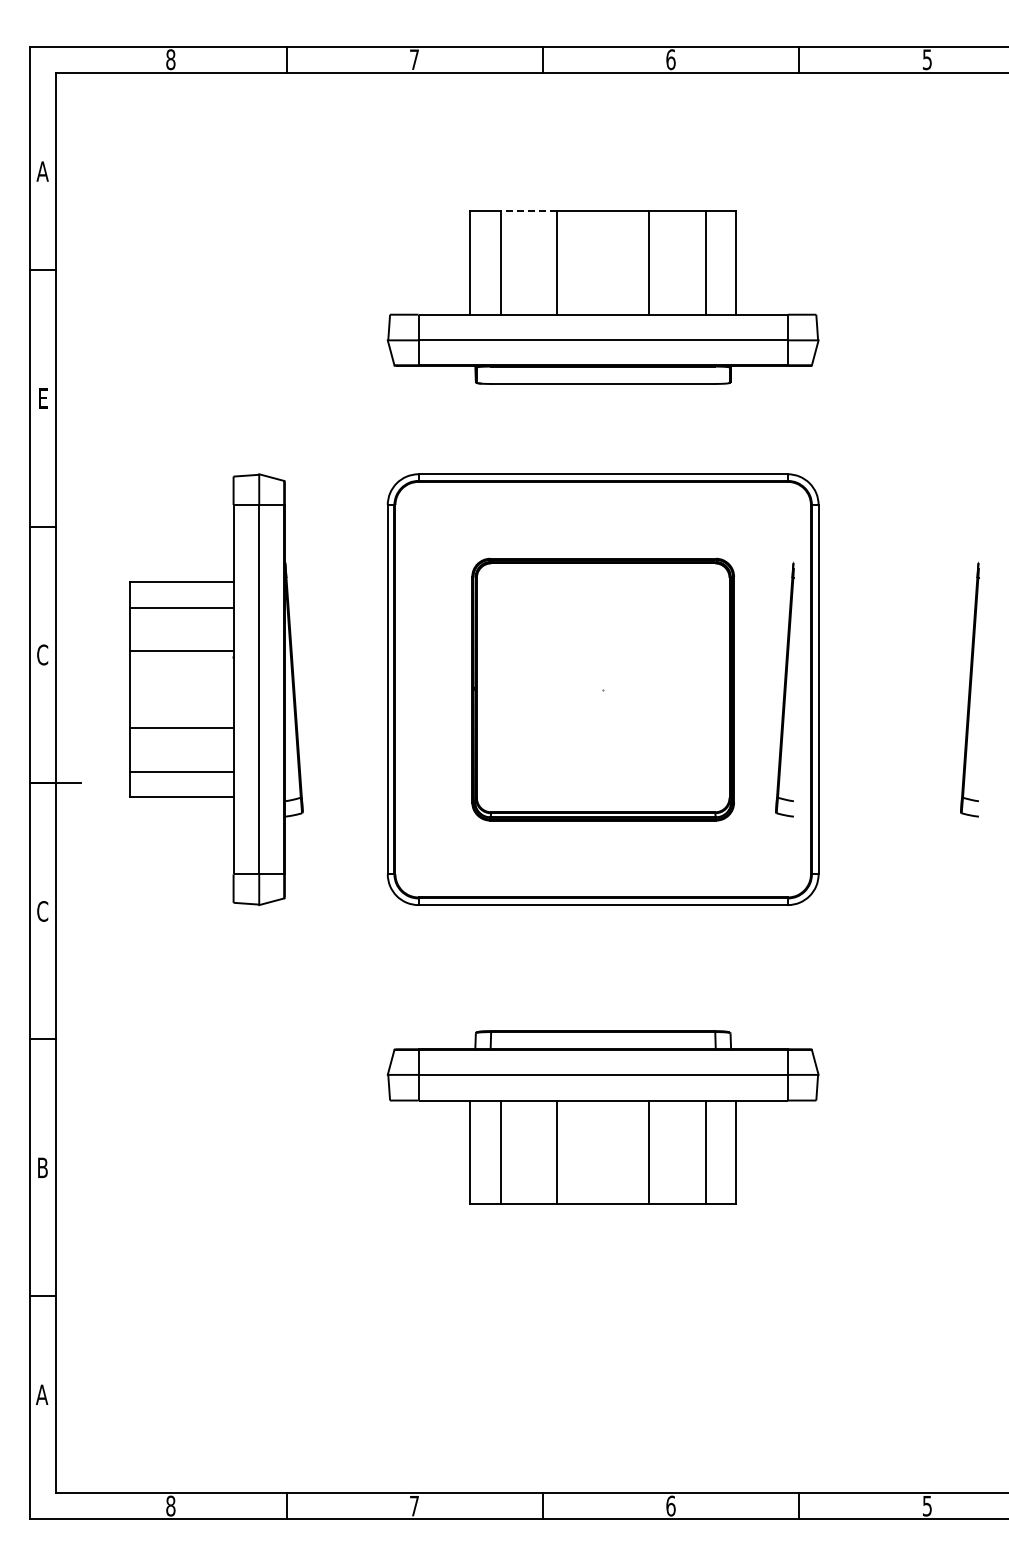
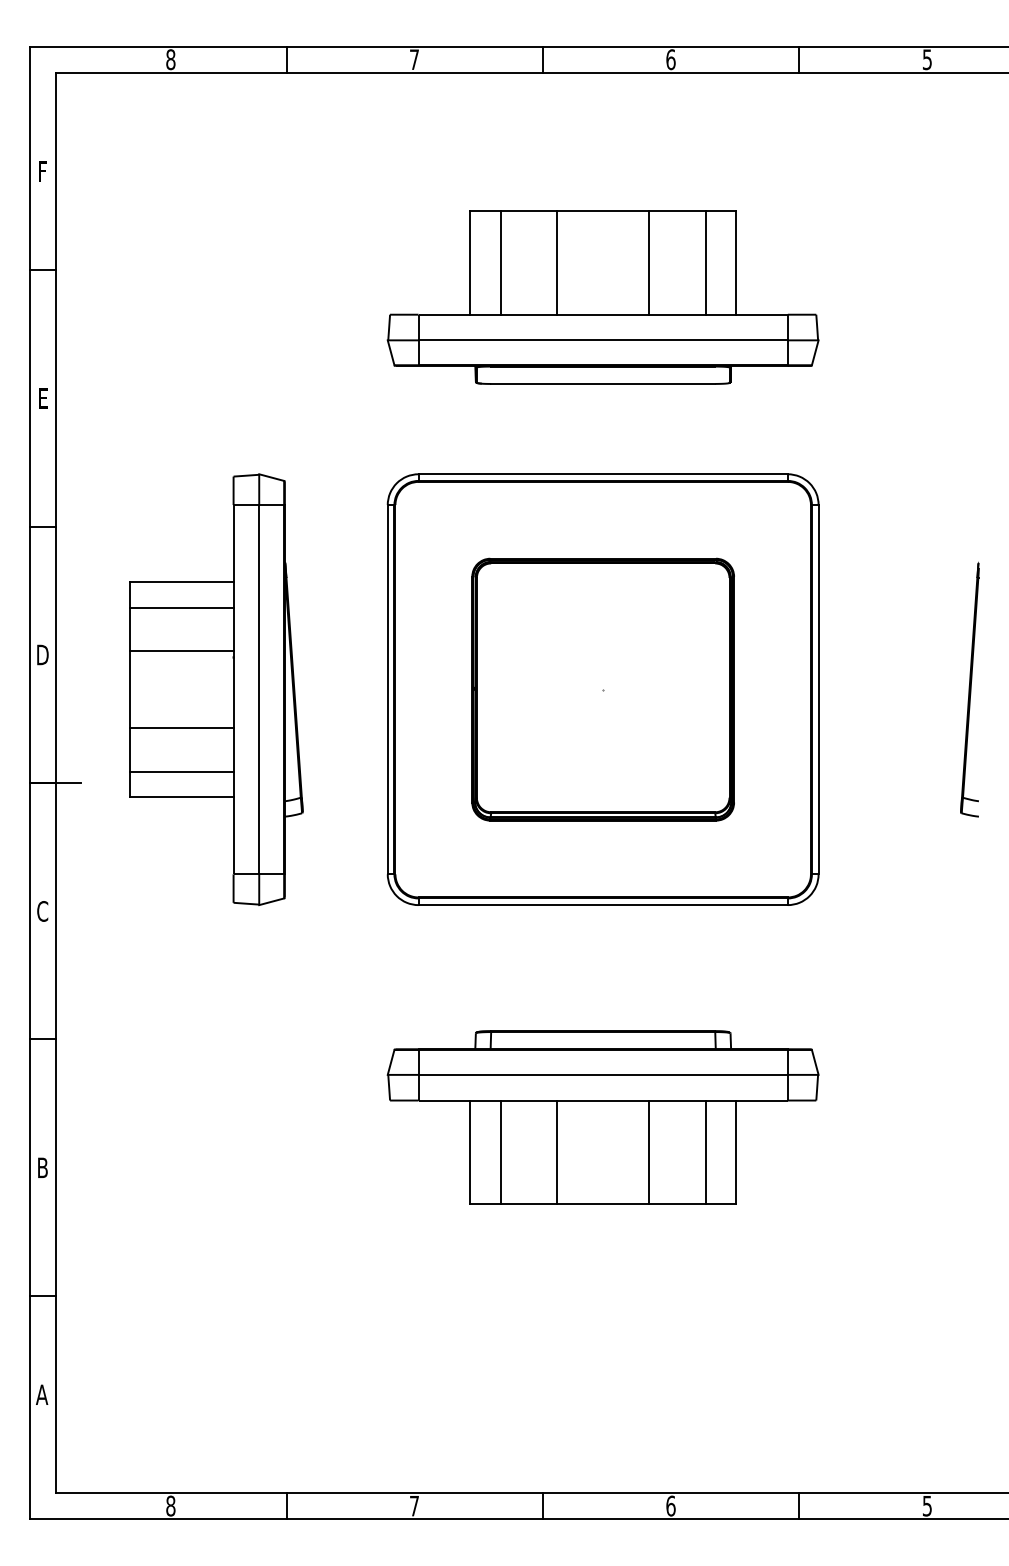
text: A -> F (42, 171)
line: dashed -> solid (528, 211)
text: C -> D (42, 654)
part: present -> none (784, 689)
